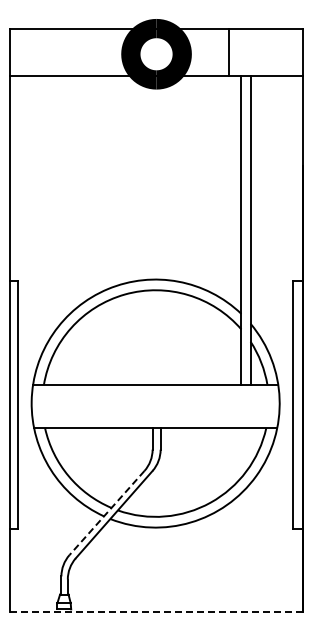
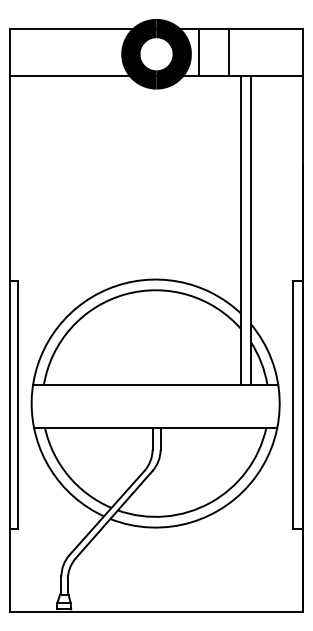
line: none -> present (198, 52)
line: dashed -> solid (106, 513)
line: dashed -> solid (156, 612)
